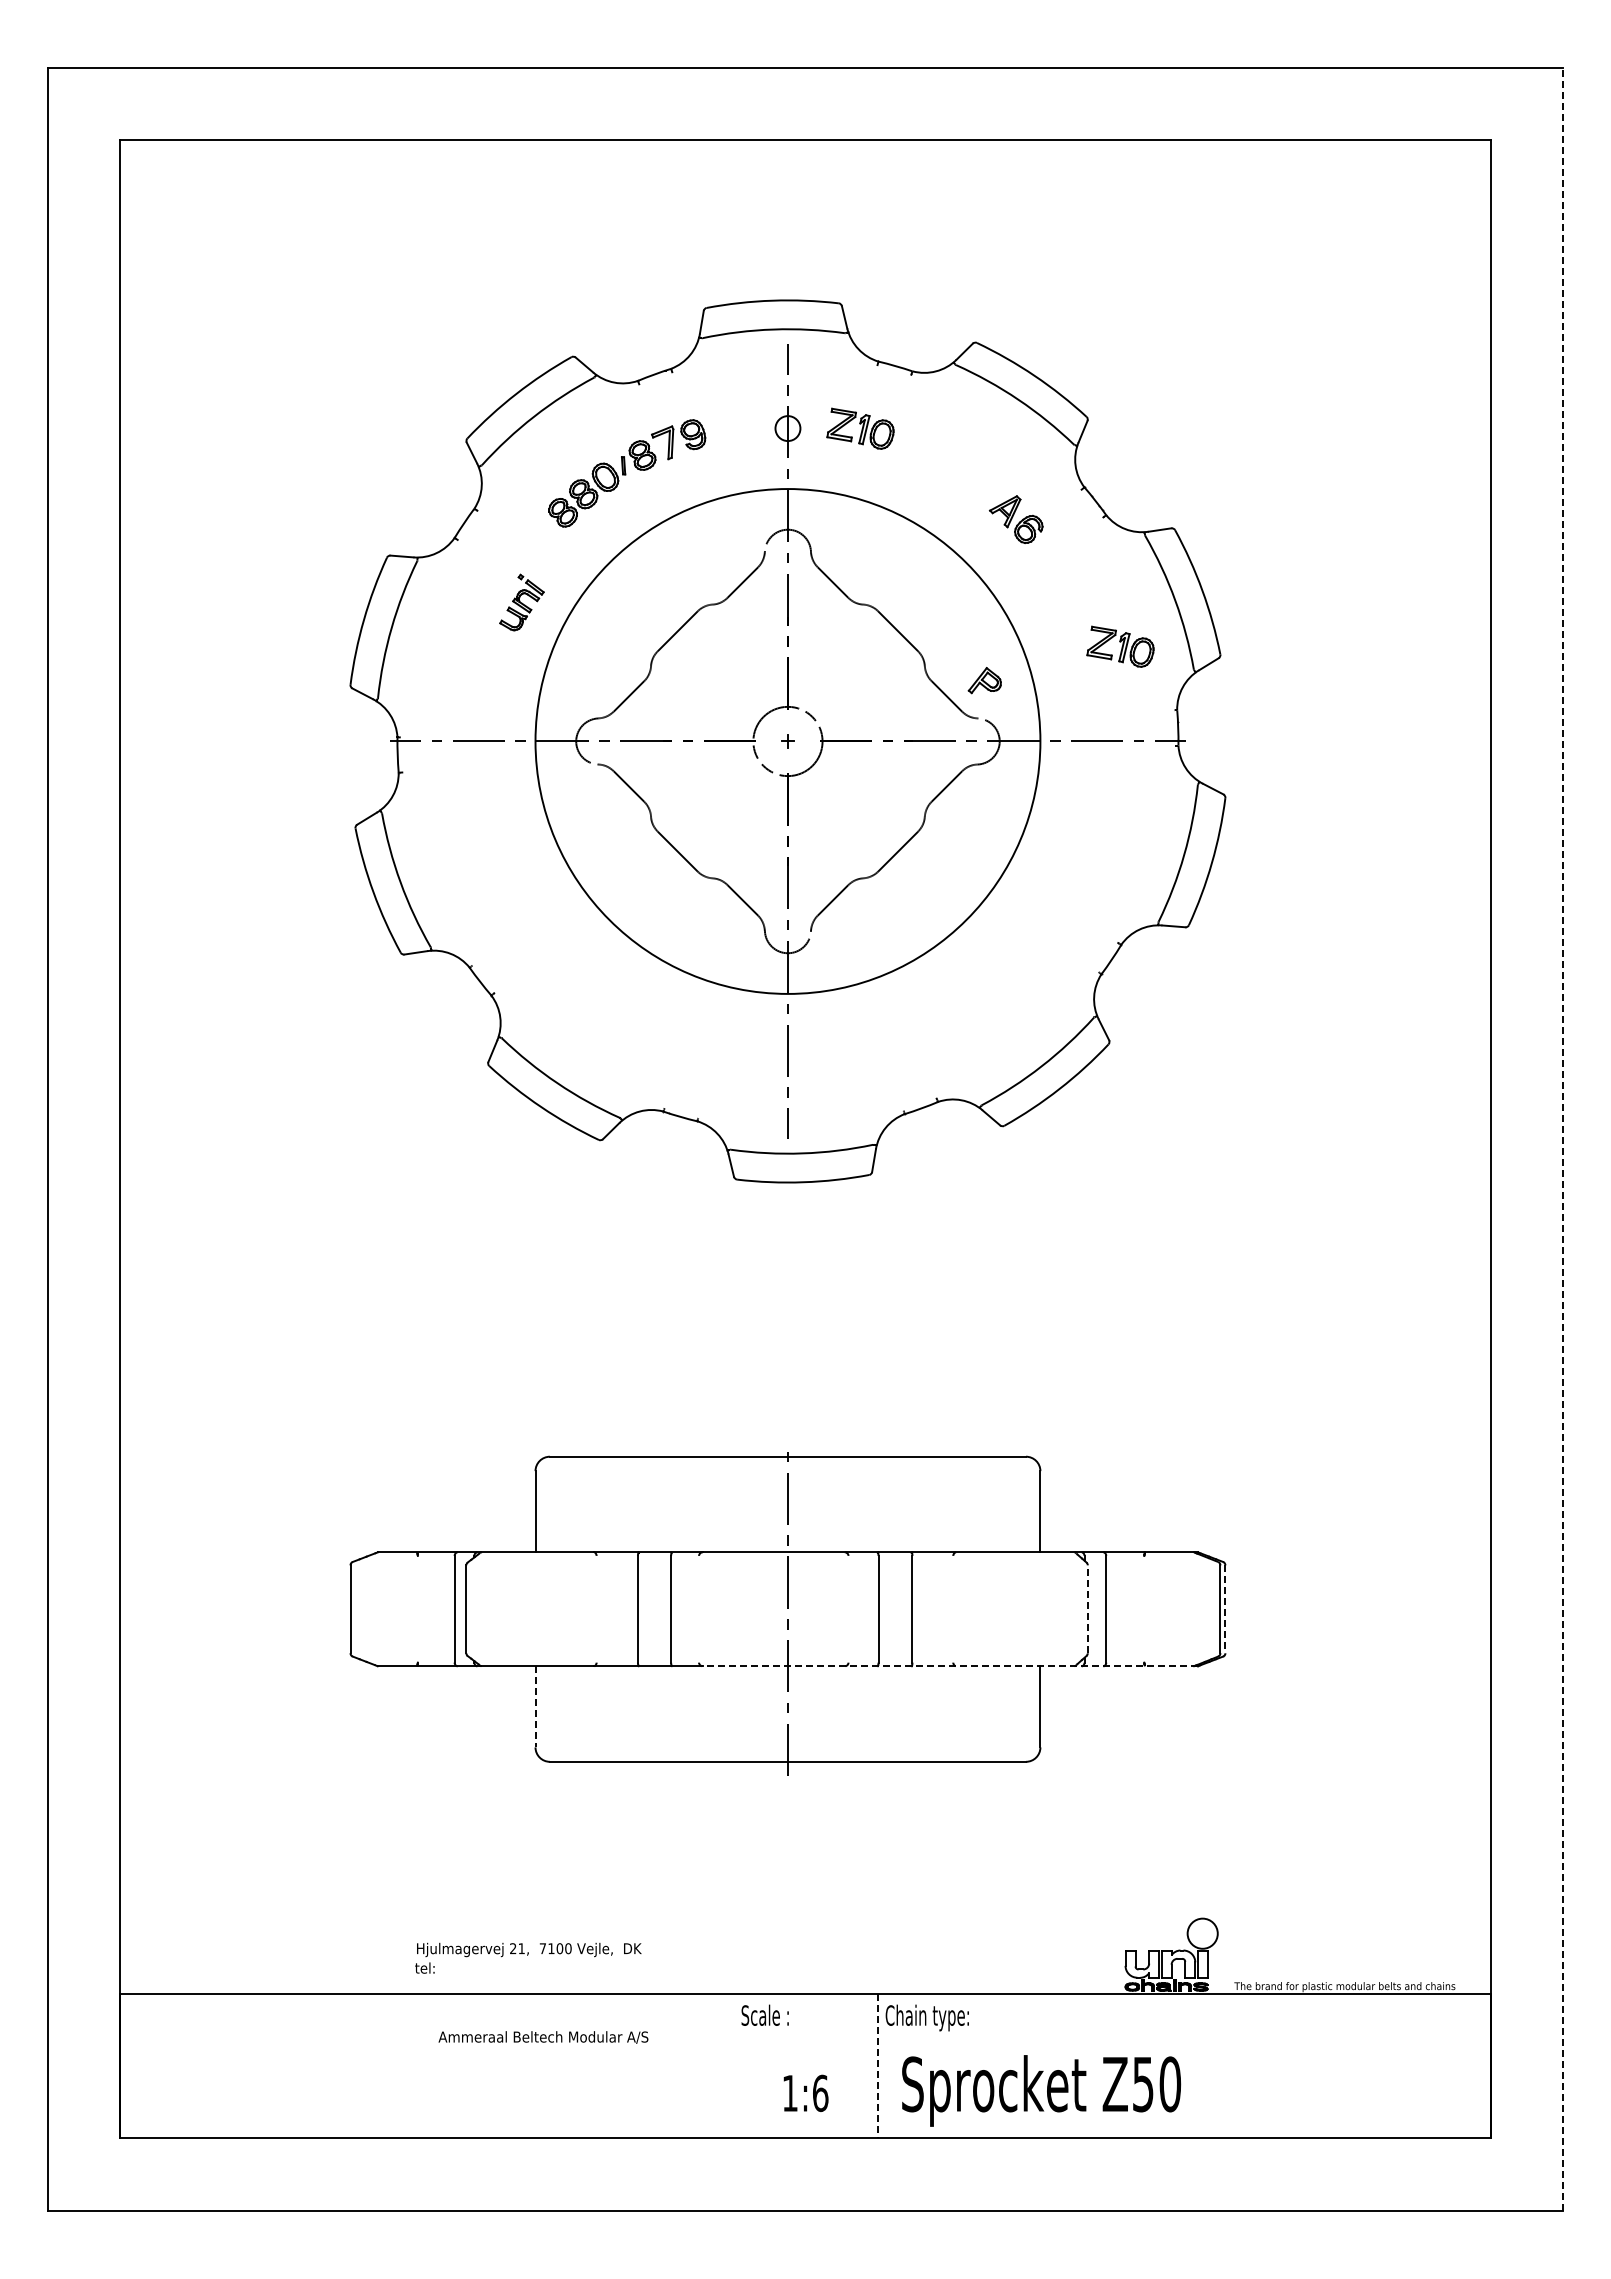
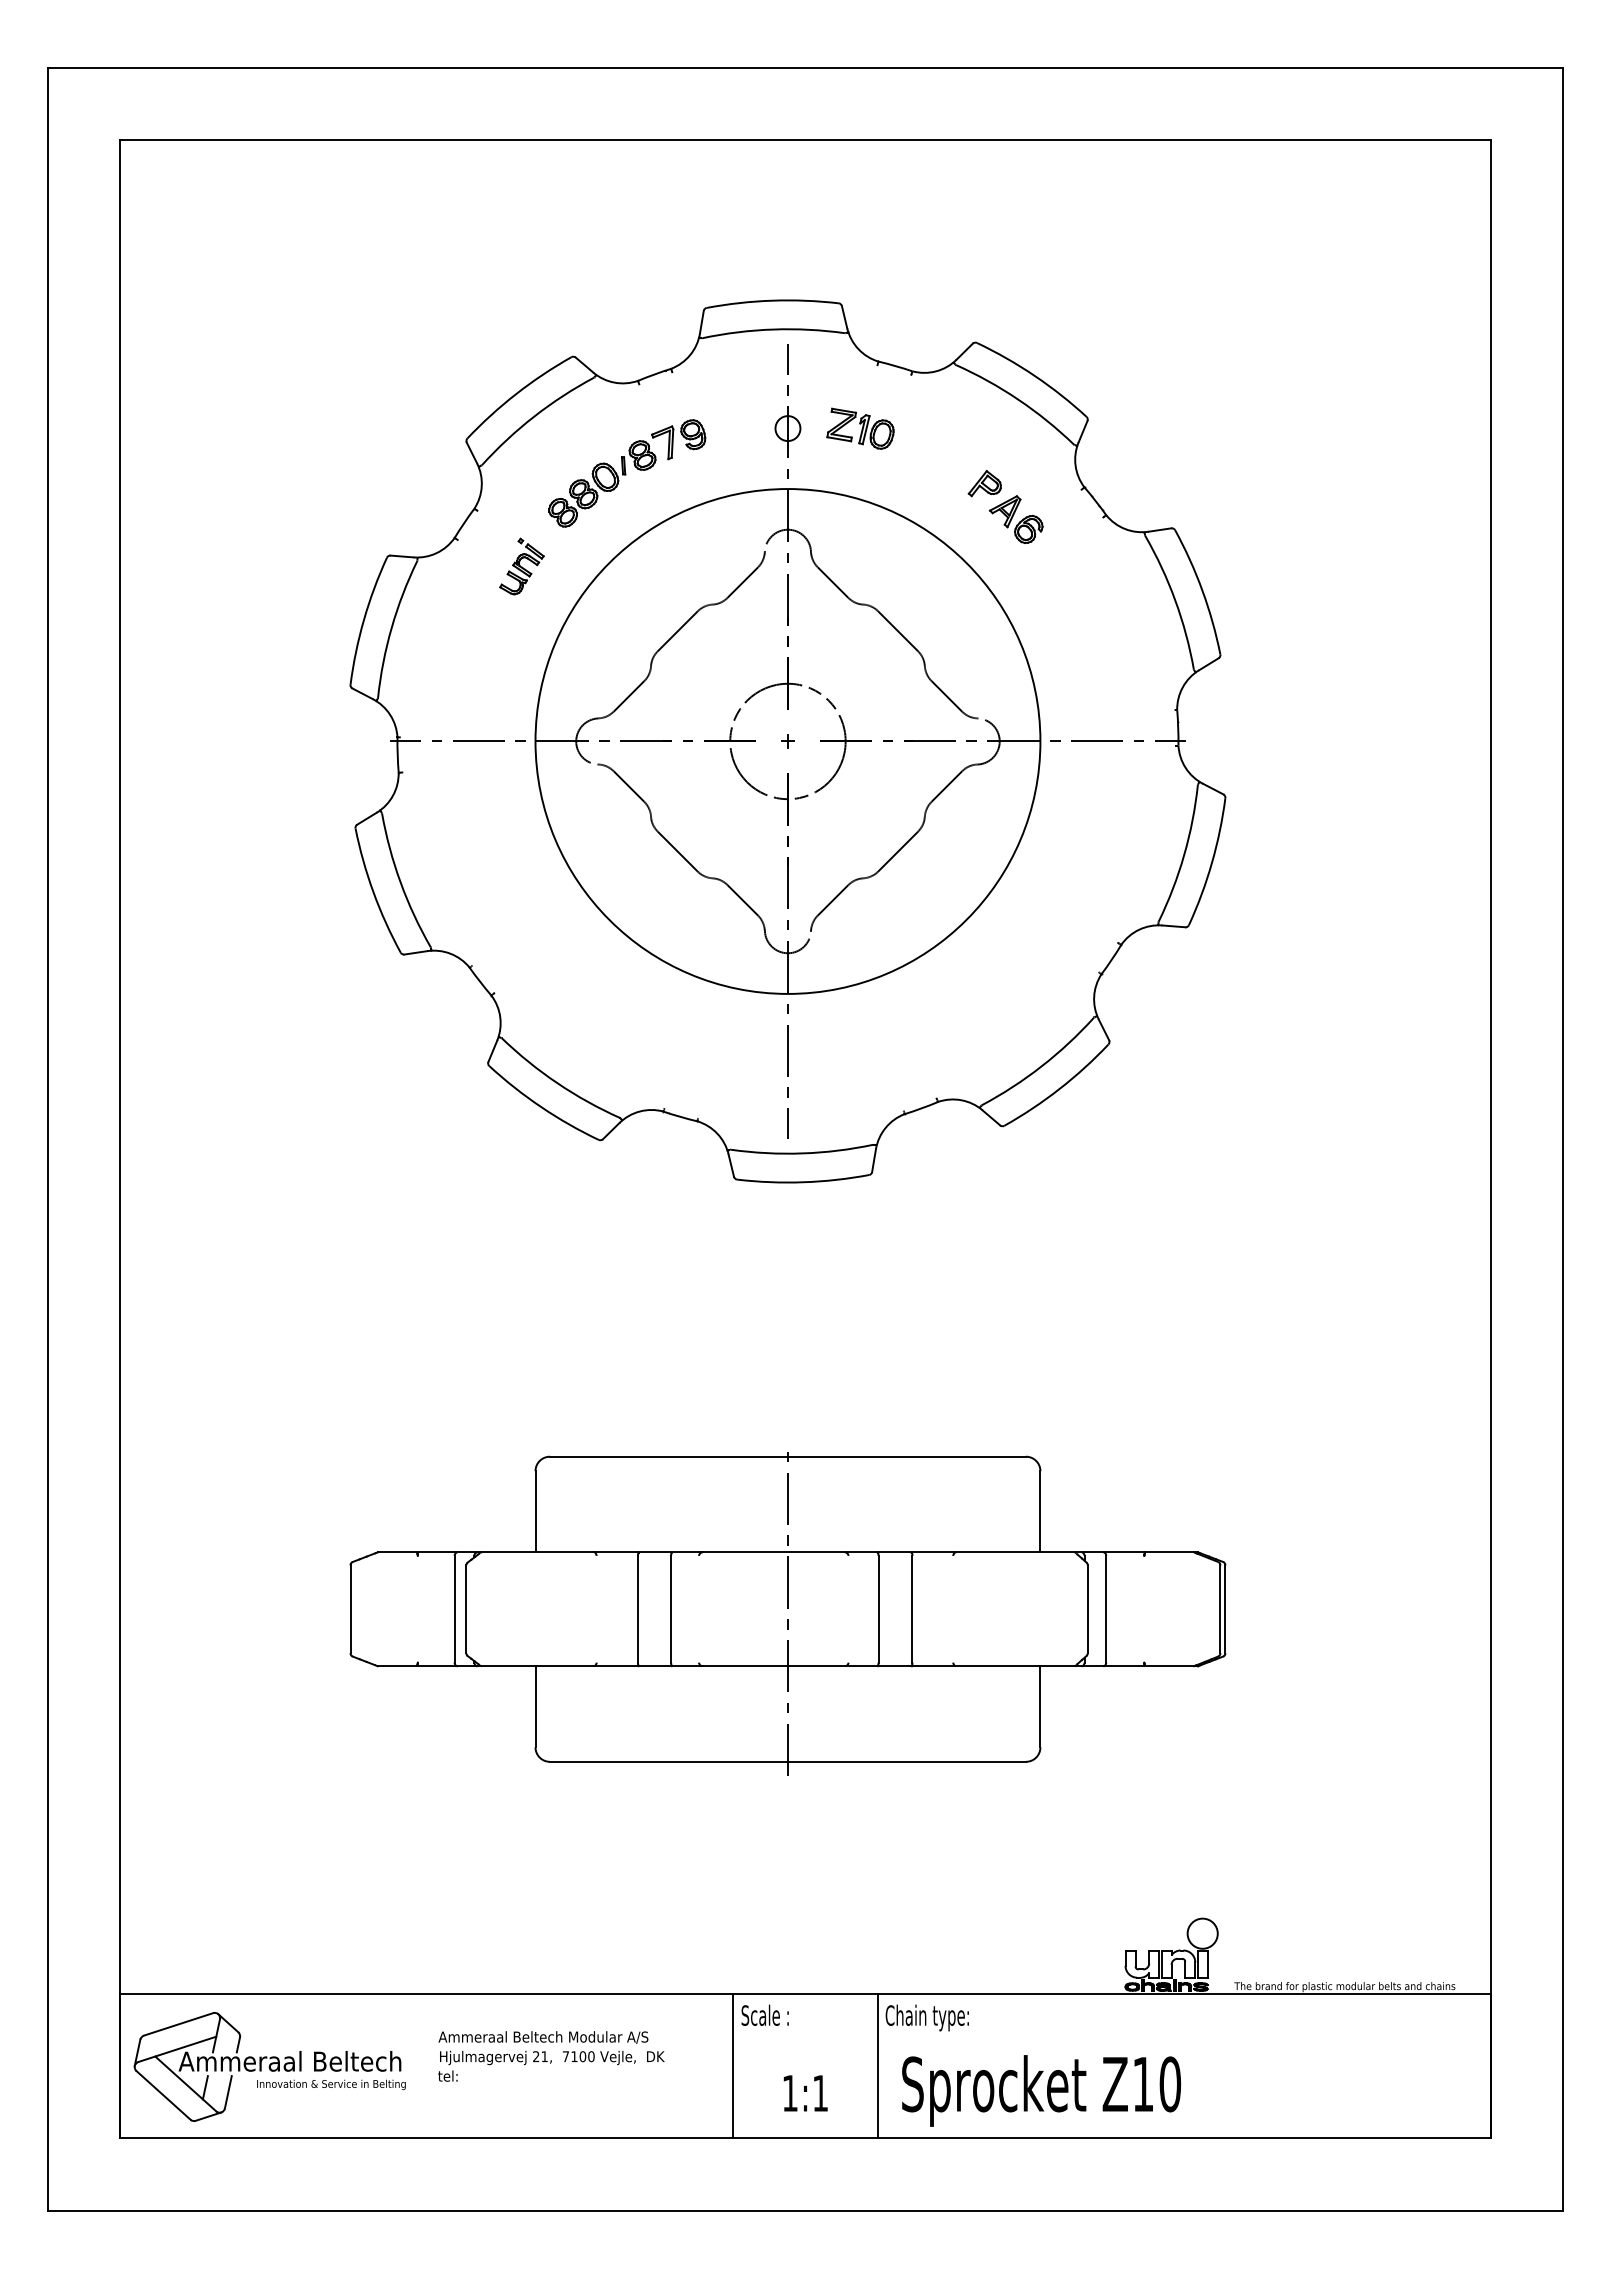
part position: (521, 602) -> (521, 566) (521, 566)
part: present -> none (1120, 646)
part position: (984, 680) -> (984, 483) (984, 483)
circle diameter: 69 px -> 115 px (787, 741)
line: dashed -> solid (1562, 1139)
line: dashed -> solid (1087, 1609)
line: dashed -> solid (1225, 1609)
line: dashed -> solid (950, 1666)
line: dashed -> solid (535, 1706)
text position: (528, 1957) -> (551, 2065) (551, 2065)
part: none -> present (269, 2066)
line: none -> present (733, 2066)
line: dashed -> solid (877, 2066)
text: Z50 -> Z10 (1143, 2084)
text: 1:6 -> 1:1 (820, 2093)
